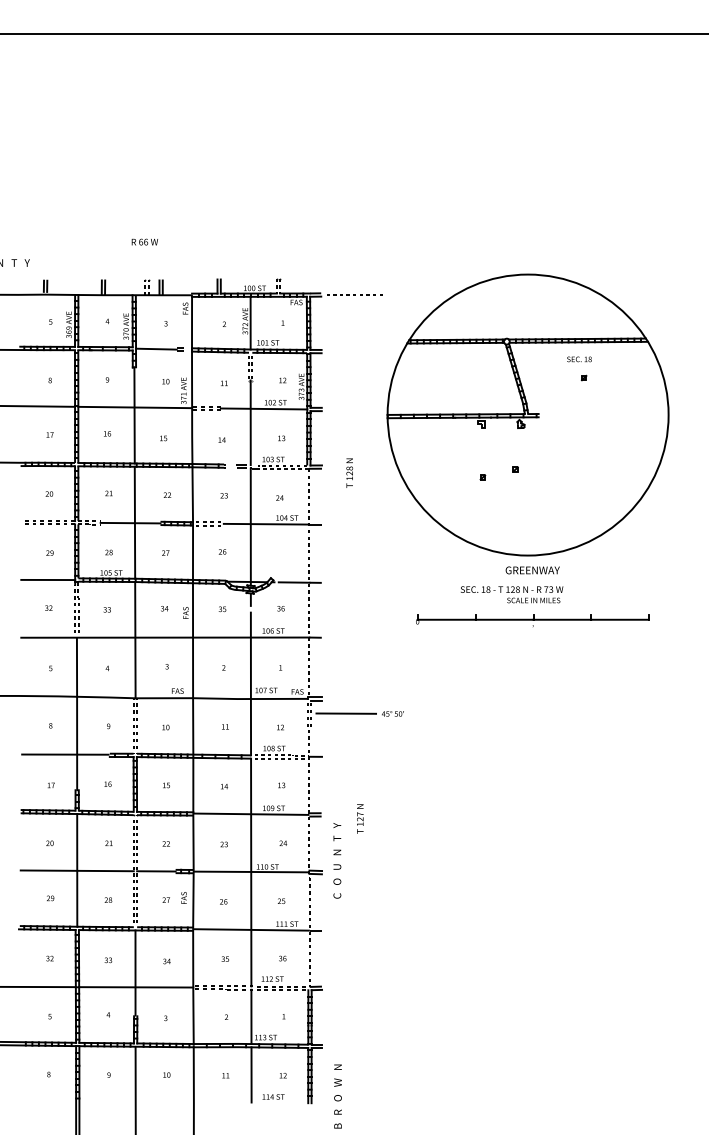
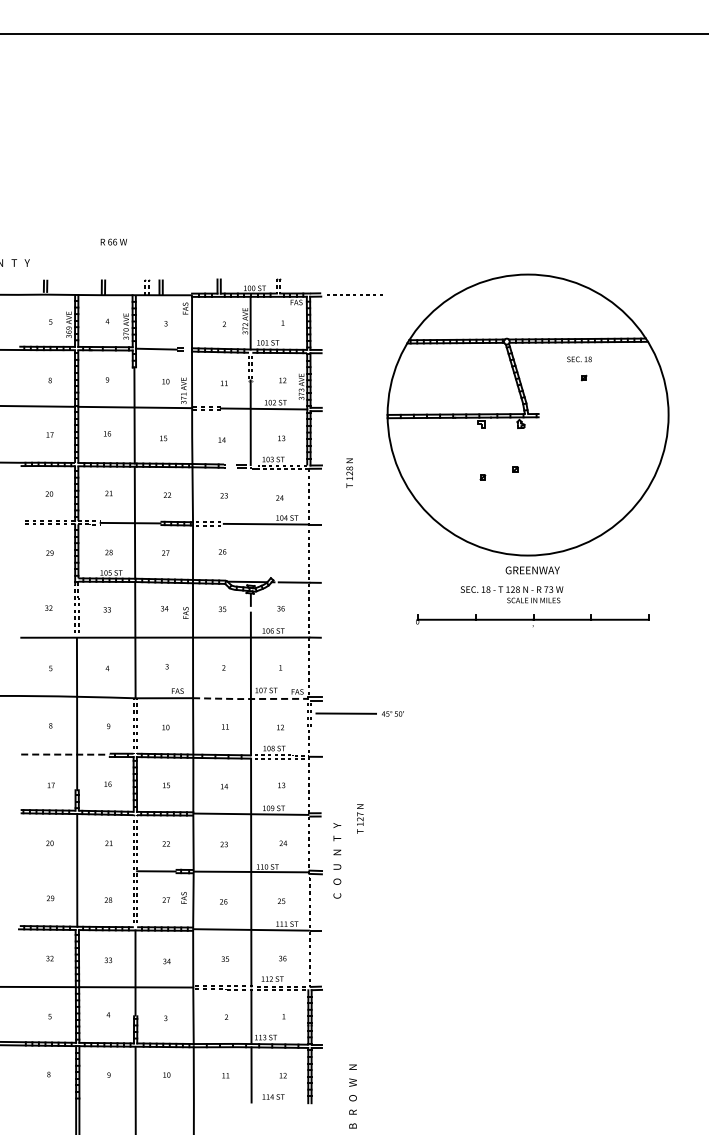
text position: (144, 241) -> (113, 241) (113, 241)
line: present -> none (250, 526)
line: present -> none (48, 579)
line: solid -> dashed (250, 699)
line: solid -> dashed (65, 754)
line: present -> none (76, 870)
text position: (337, 1096) -> (352, 1096) (352, 1096)
